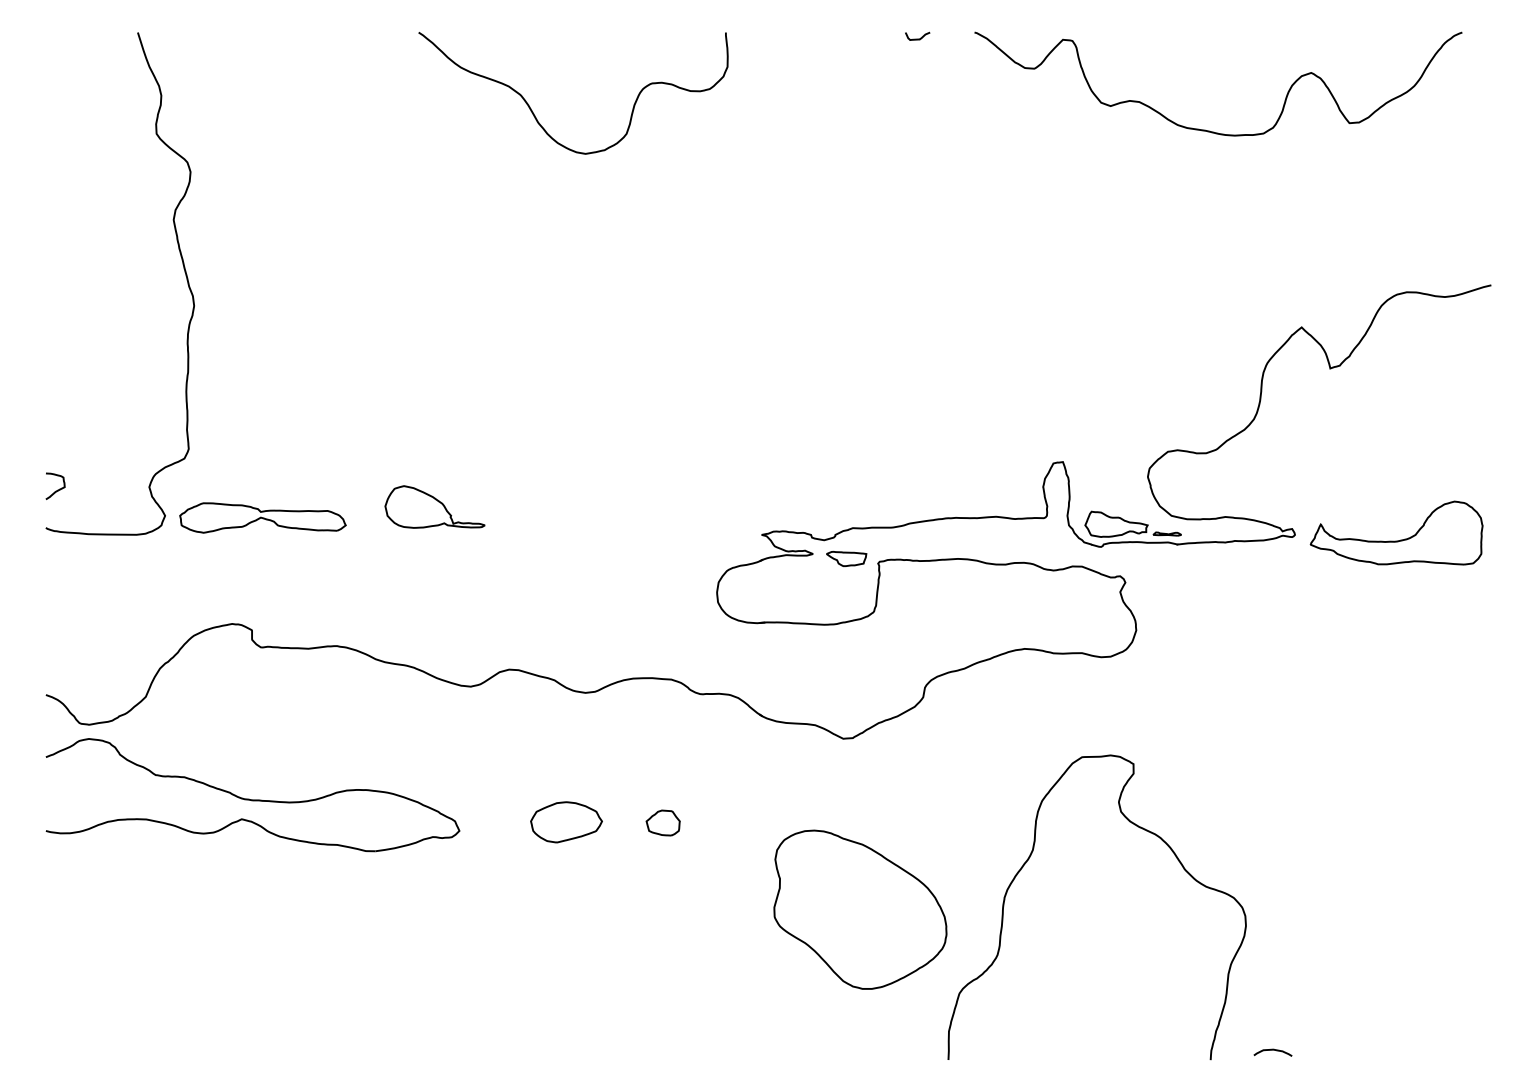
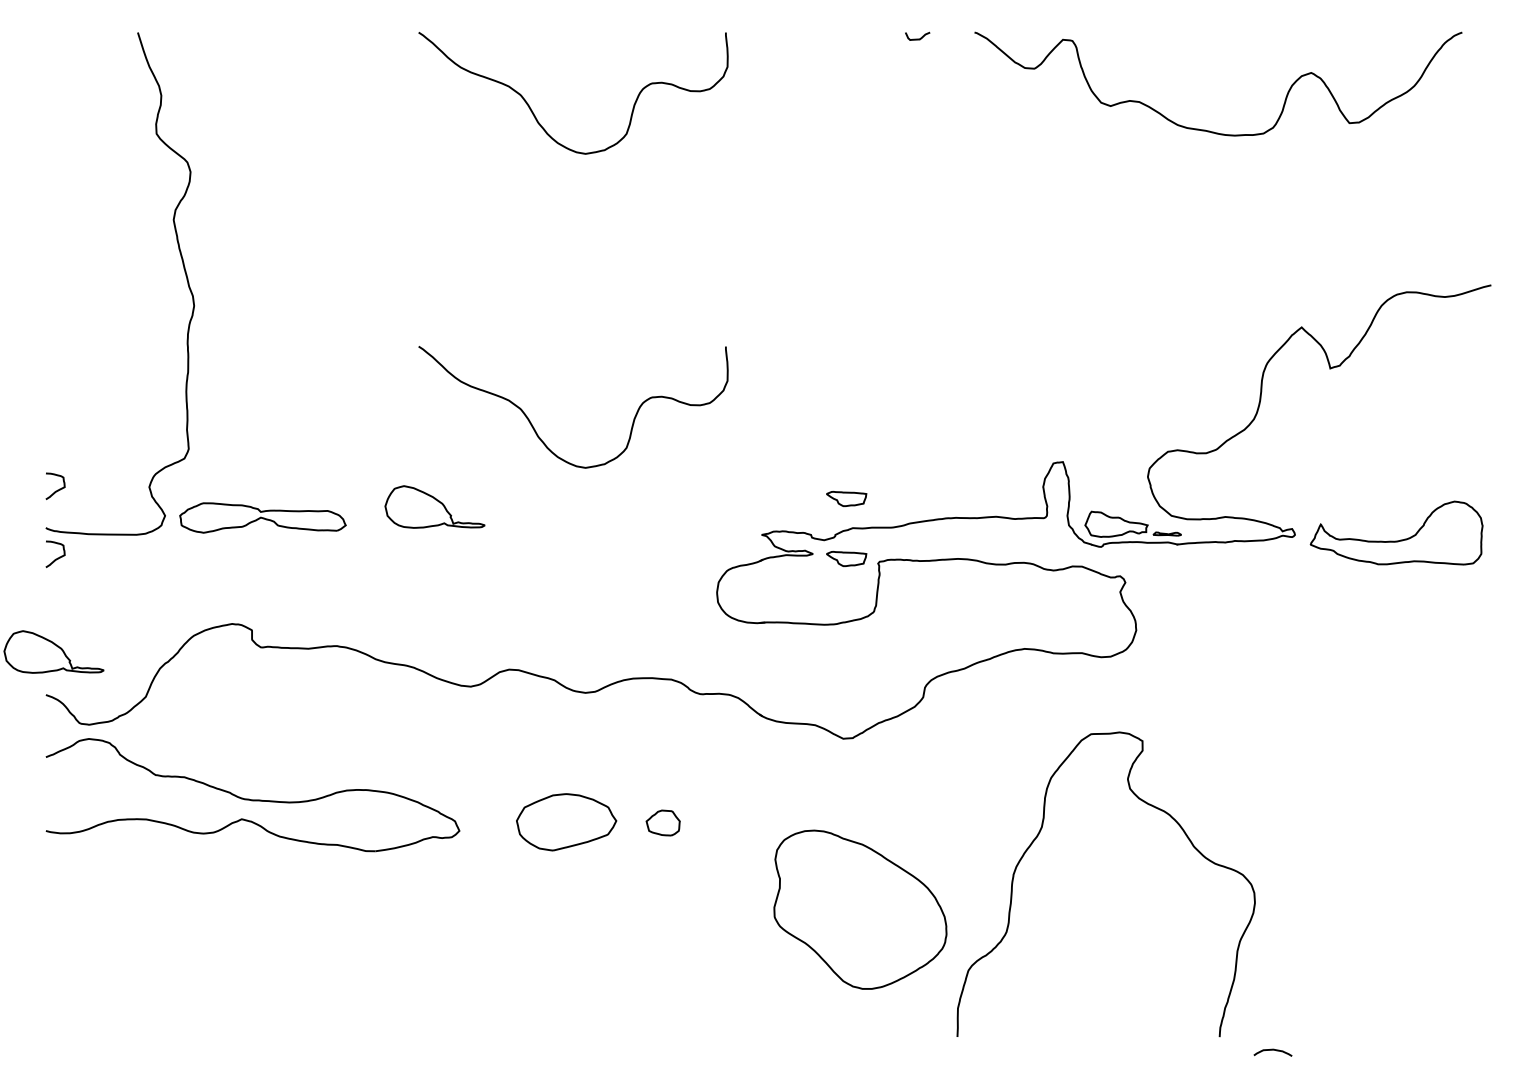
curve: none -> present (534, 427)
part: none -> present (846, 498)
curve: none -> present (57, 557)
part: none -> present (53, 651)
part size: 73x43 px -> 102x59 px (566, 822)
curve position: (1029, 859) -> (1038, 836) (1038, 836)
